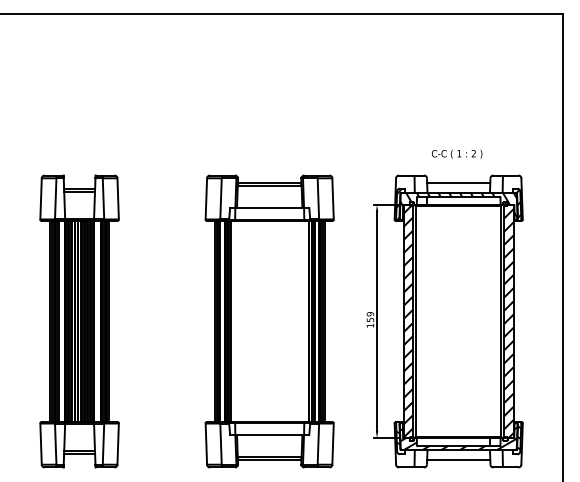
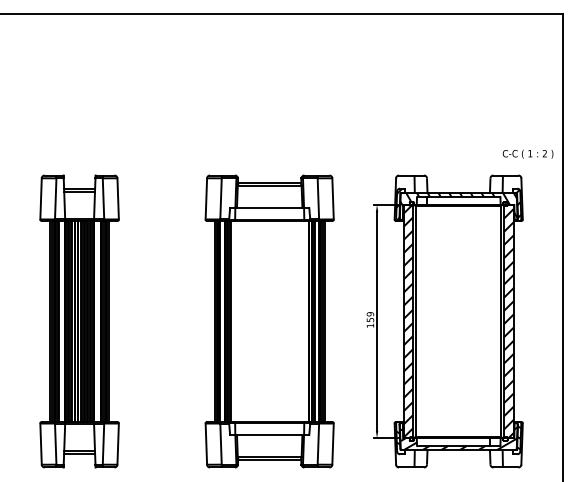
text position: (456, 153) -> (527, 153) (527, 153)
line: present -> none (458, 182)
line: present -> none (458, 460)
